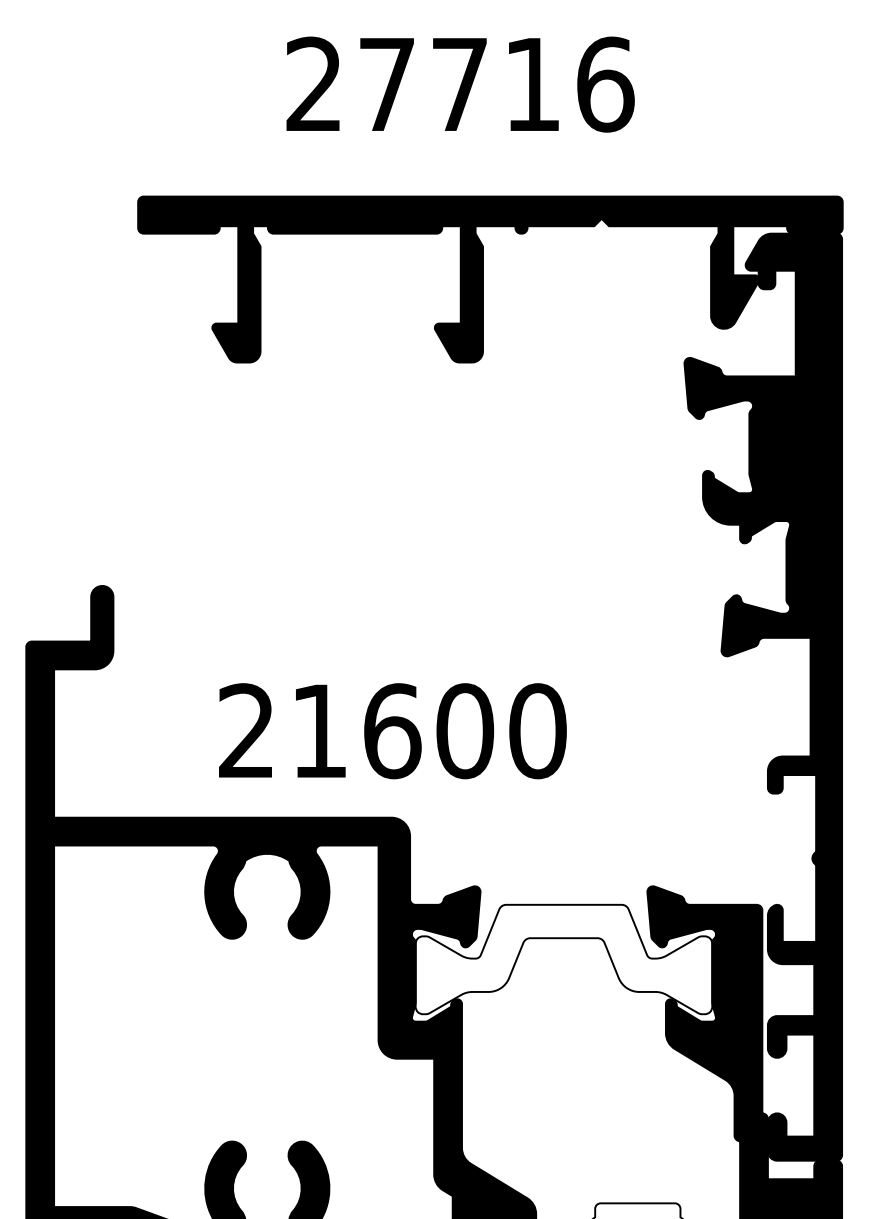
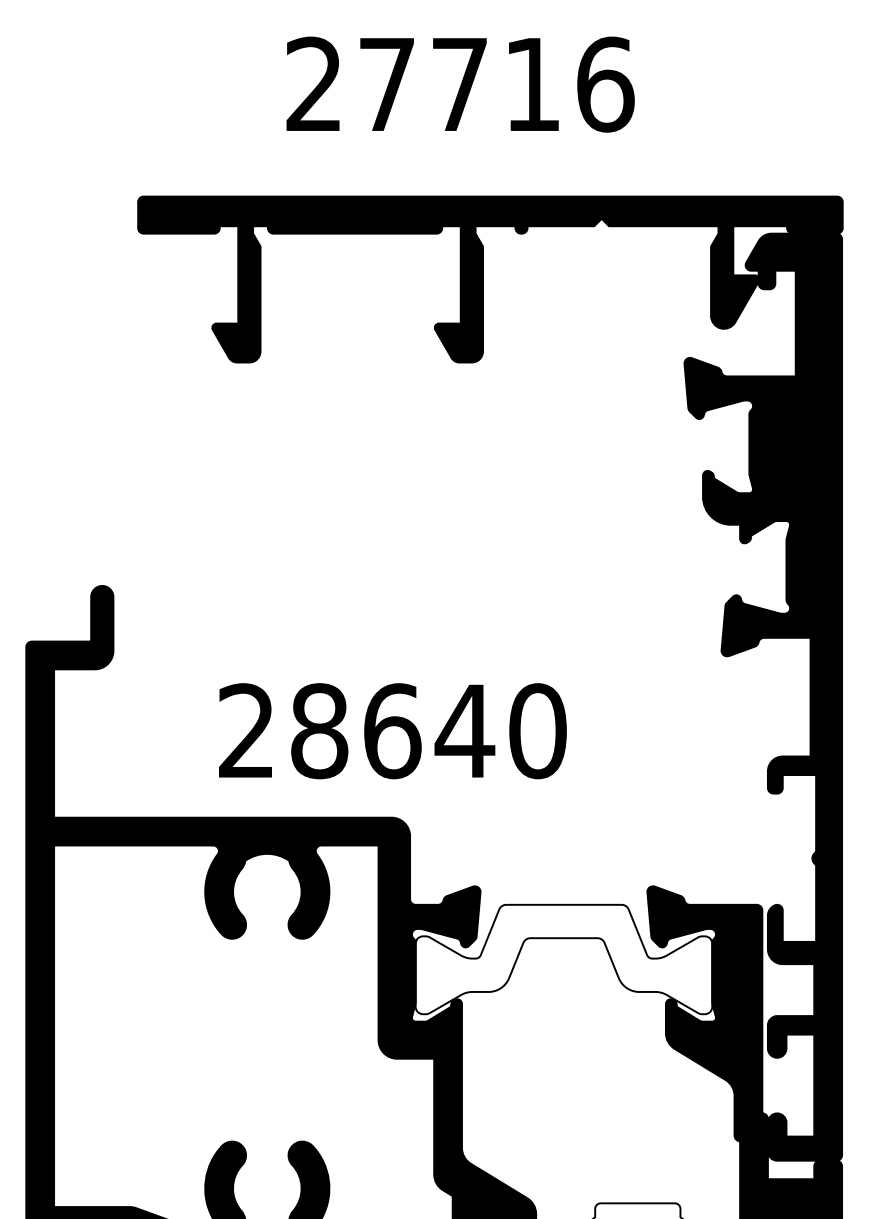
text: 21600 -> 28640 (393, 731)
